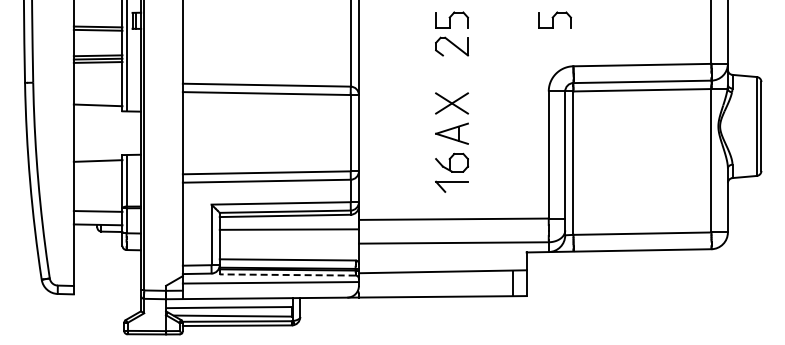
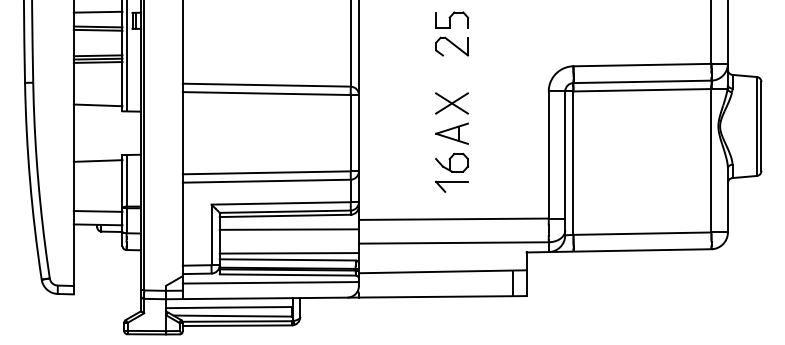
line: none -> present (97, 11)
part: present -> none (554, 19)
line: none -> present (288, 253)
line: dashed -> solid (287, 274)
